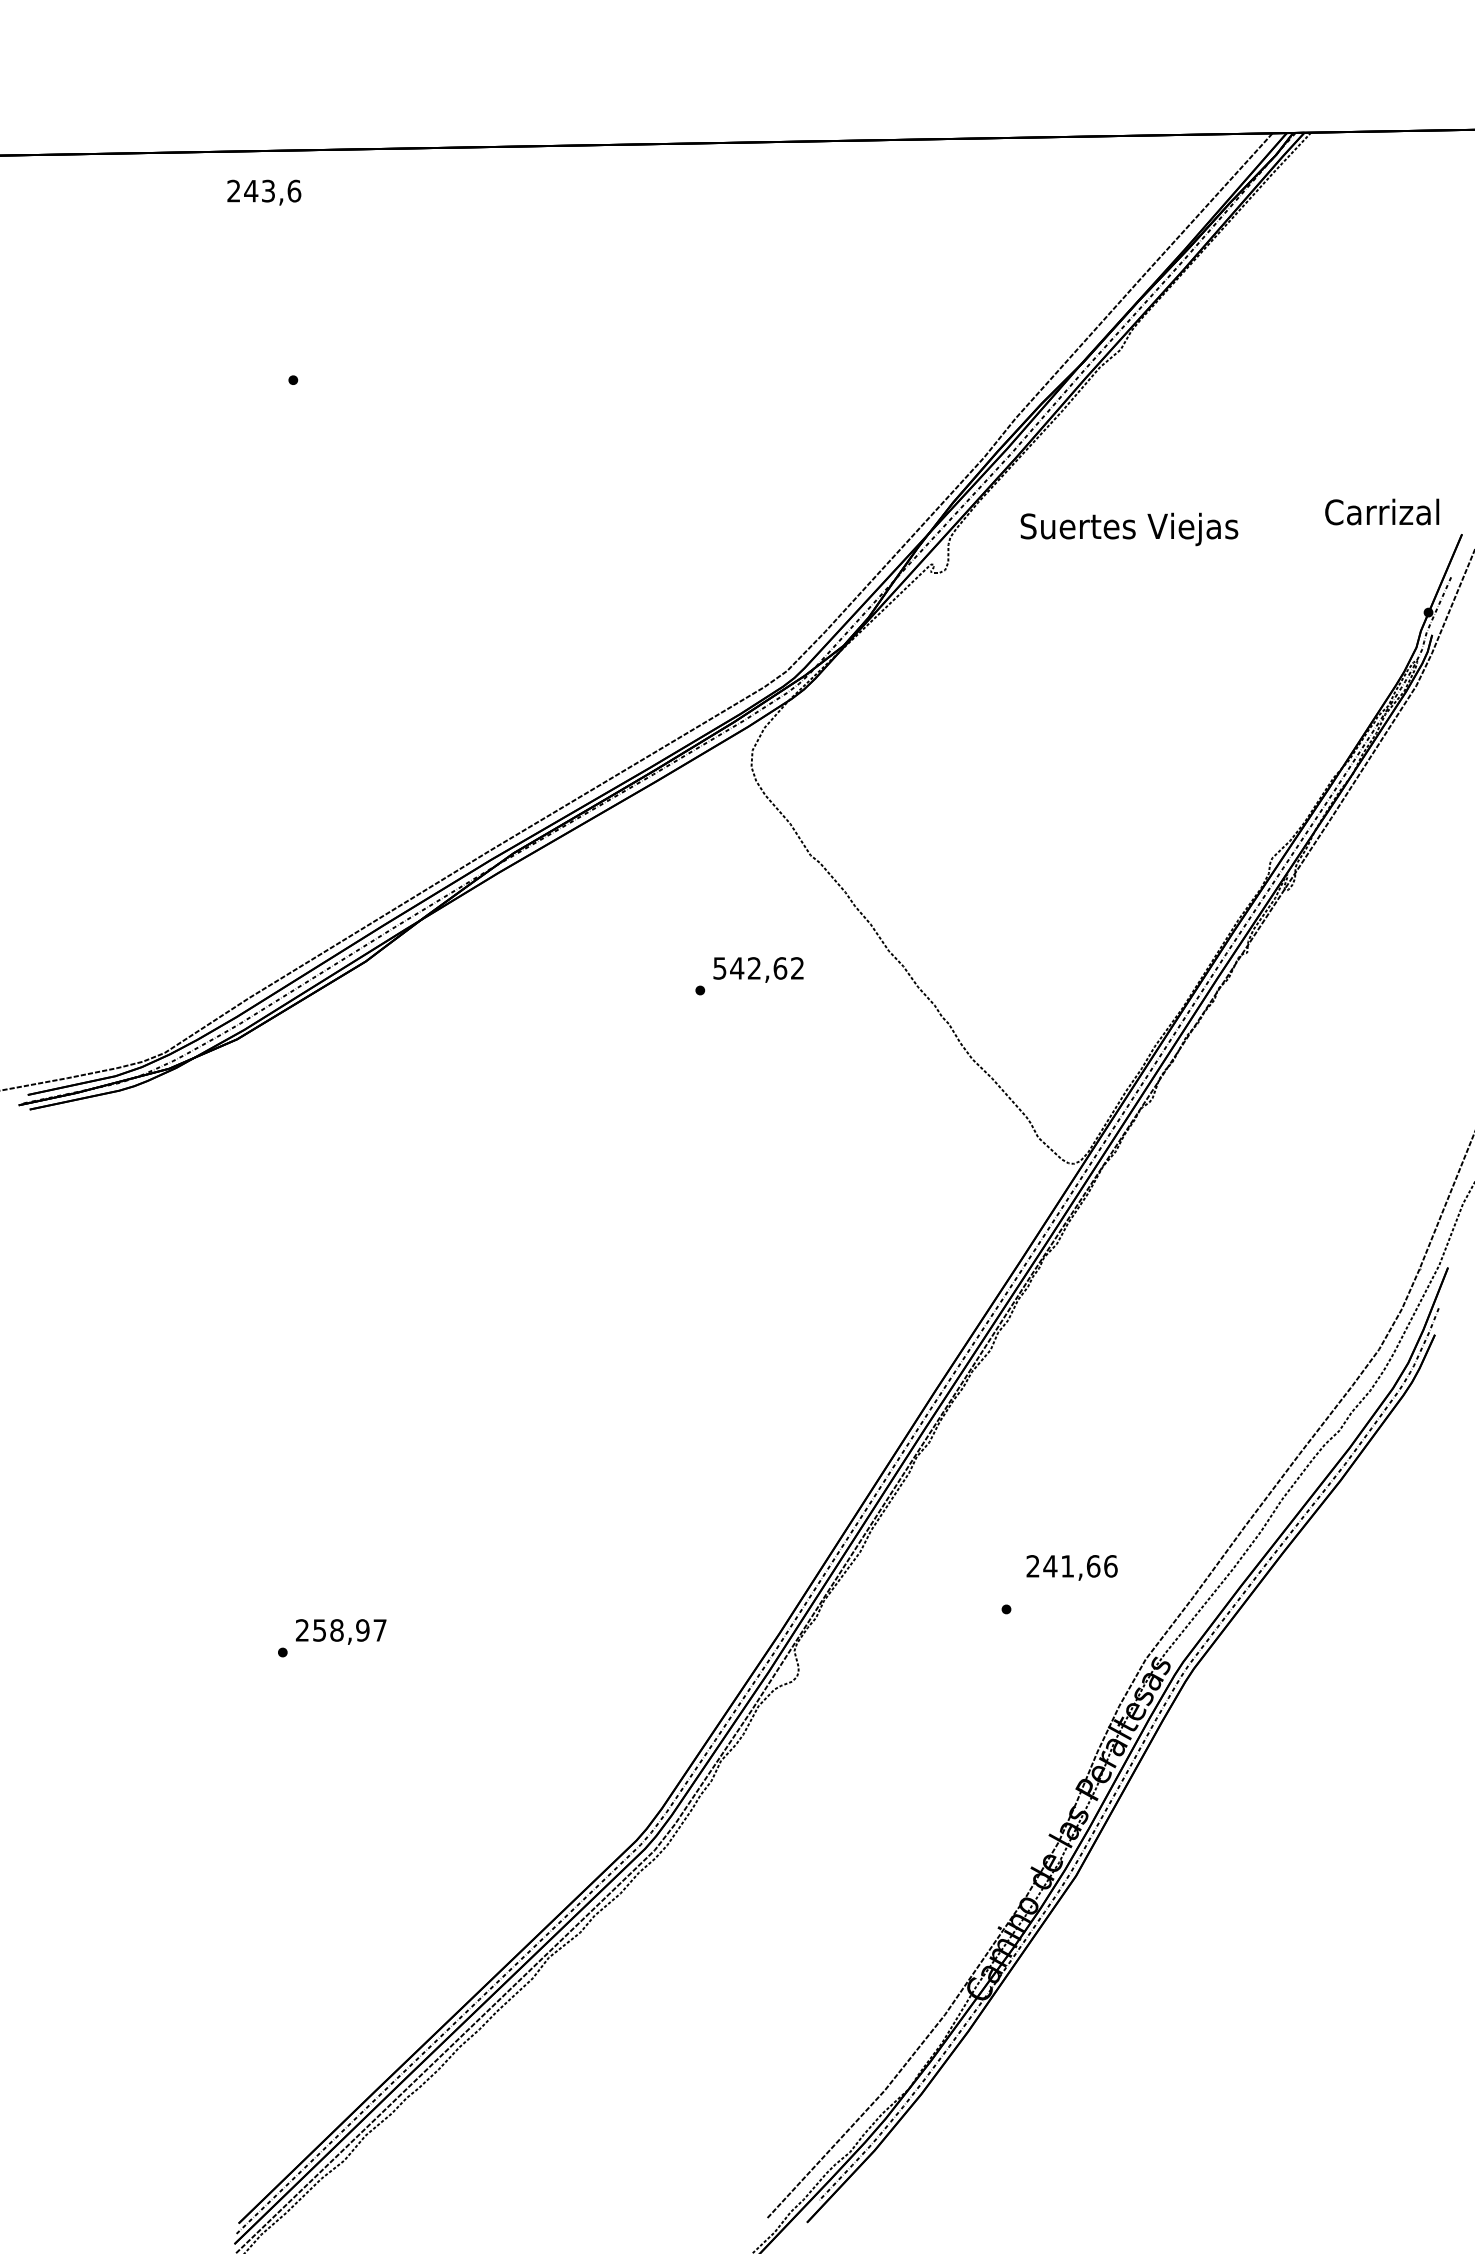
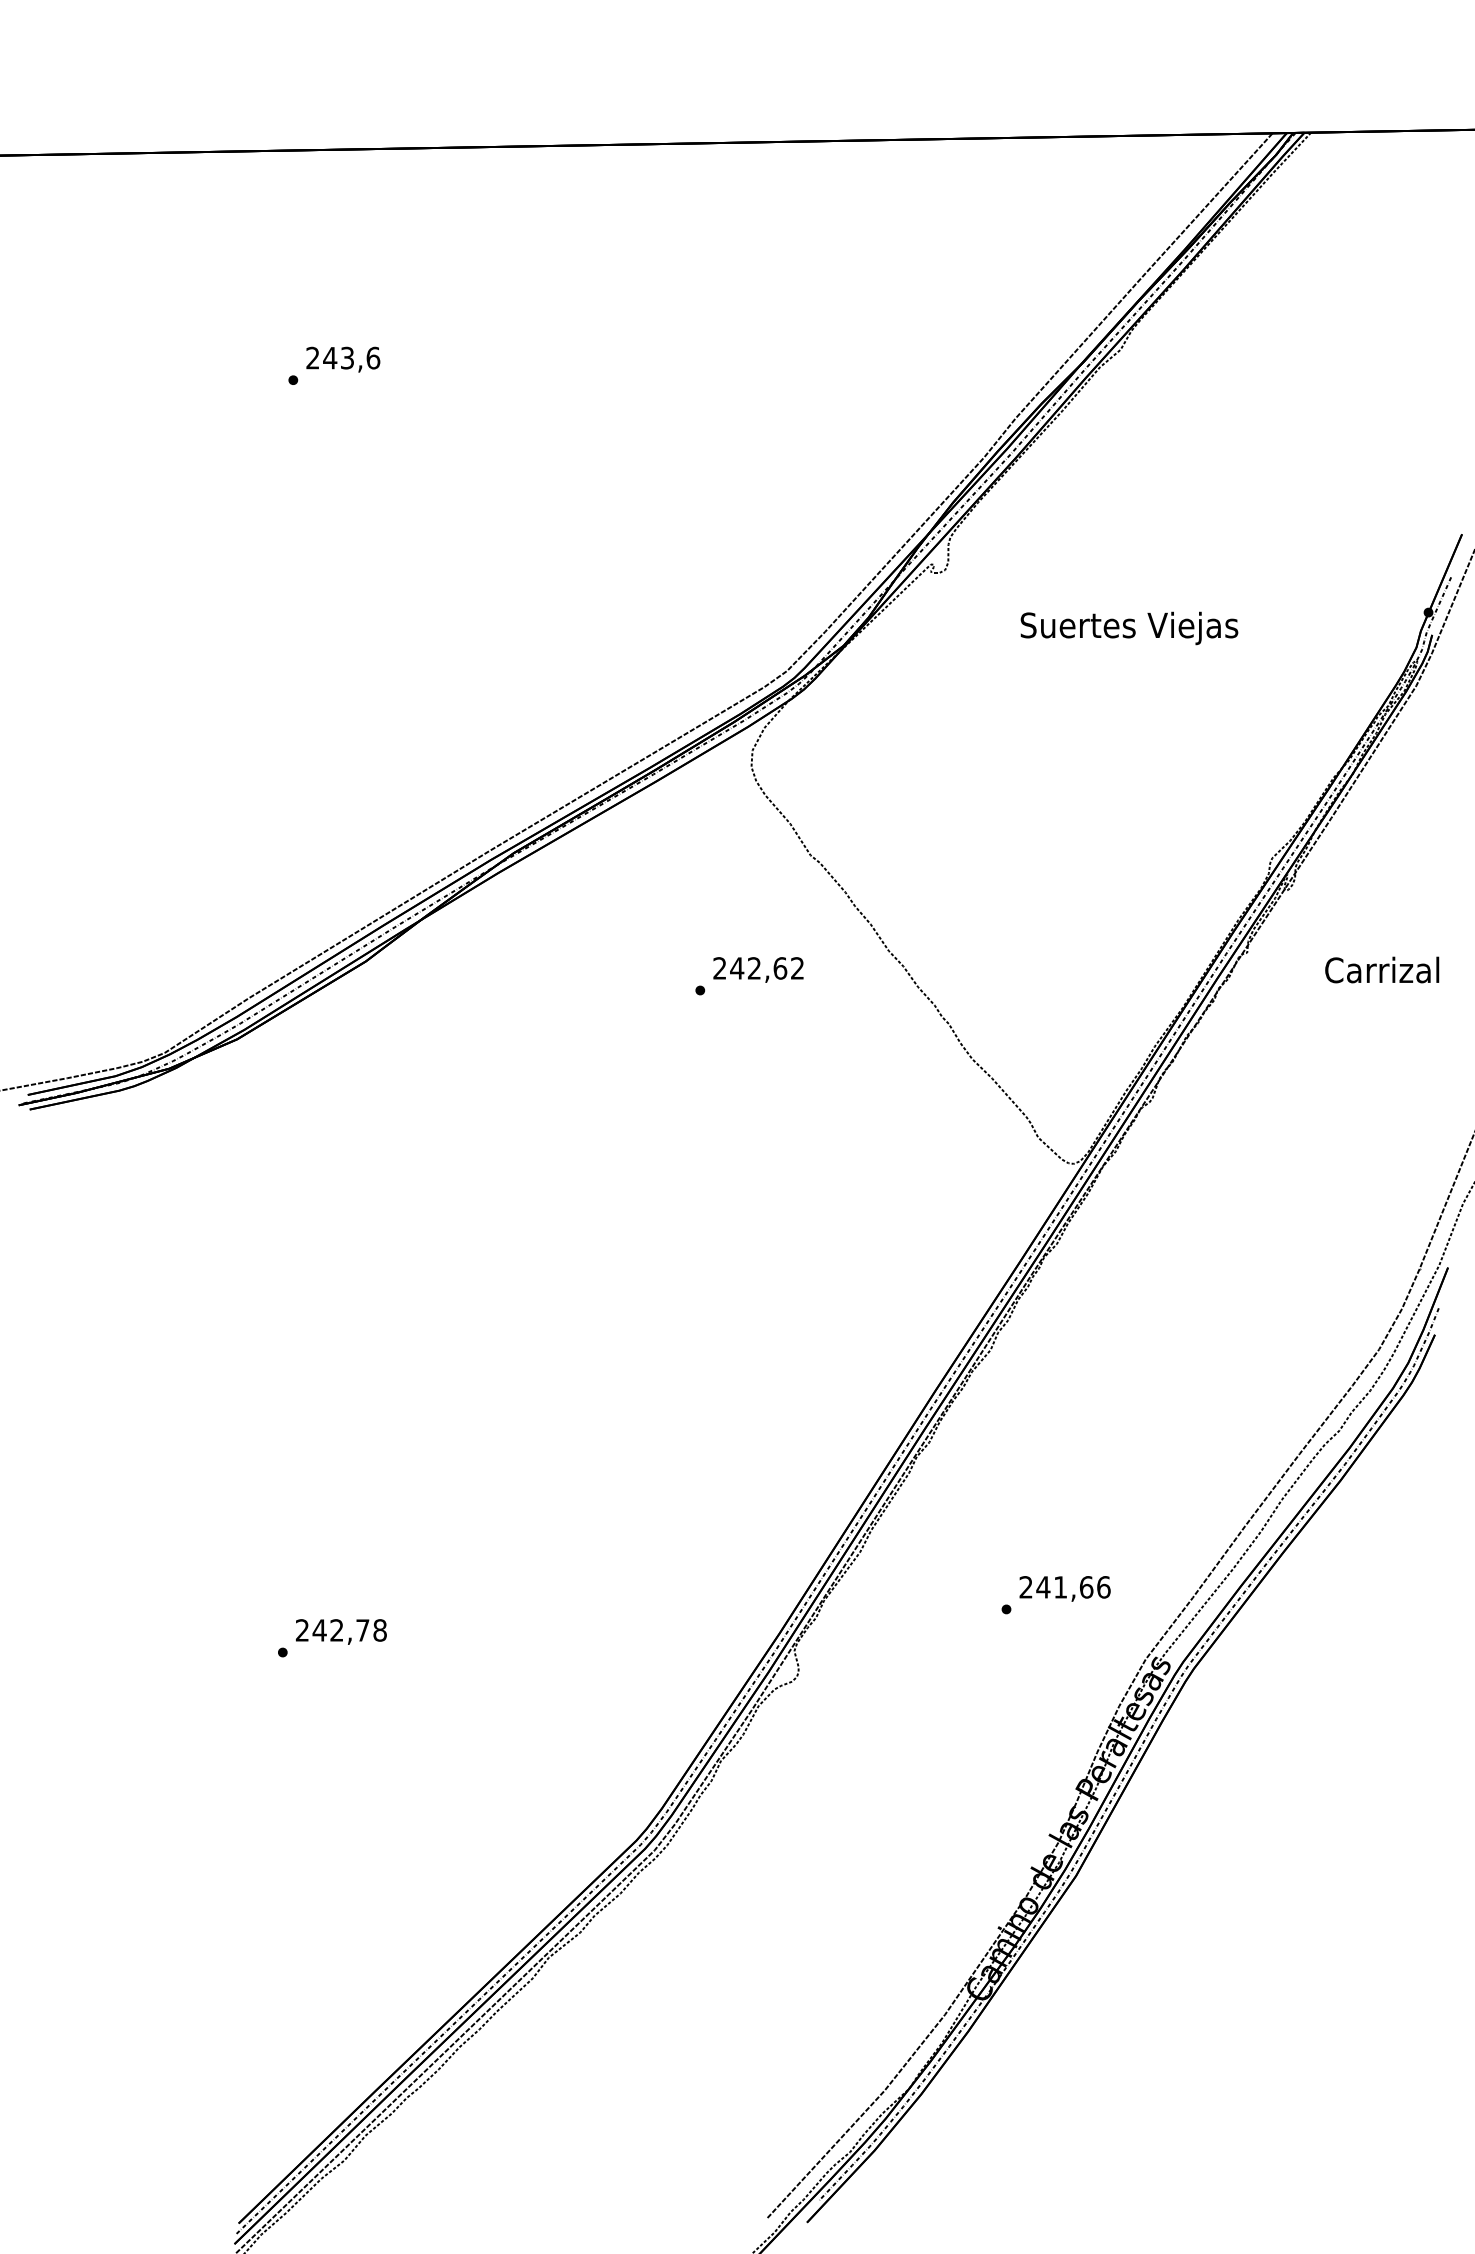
text position: (264, 192) -> (343, 359) (343, 359)
text position: (1382, 511) -> (1382, 969) (1382, 969)
text position: (1129, 529) -> (1129, 628) (1129, 628)
text: 542,62 -> 242,62 (719, 968)
text position: (1071, 1567) -> (1064, 1588) (1064, 1588)
text: 258,97 -> 242,78 (349, 1630)
